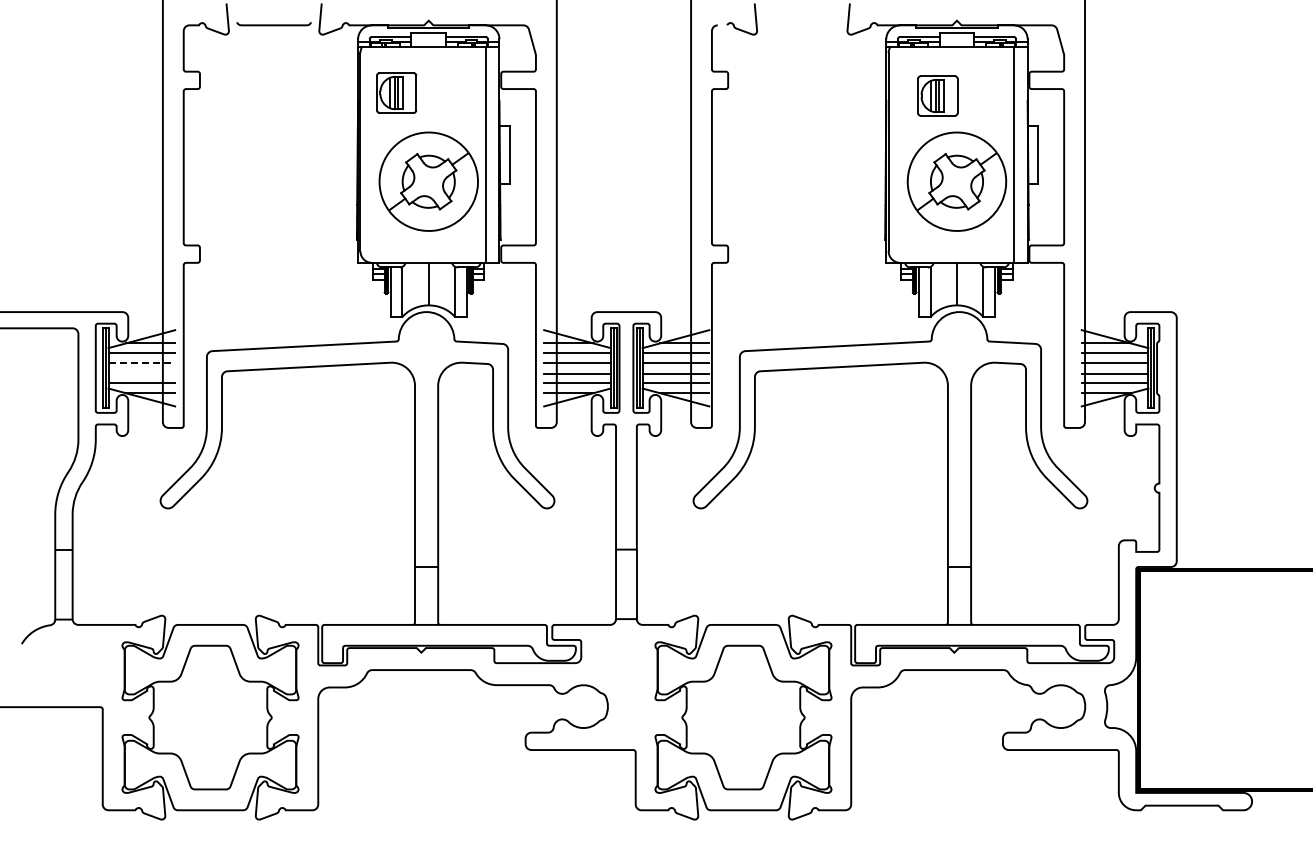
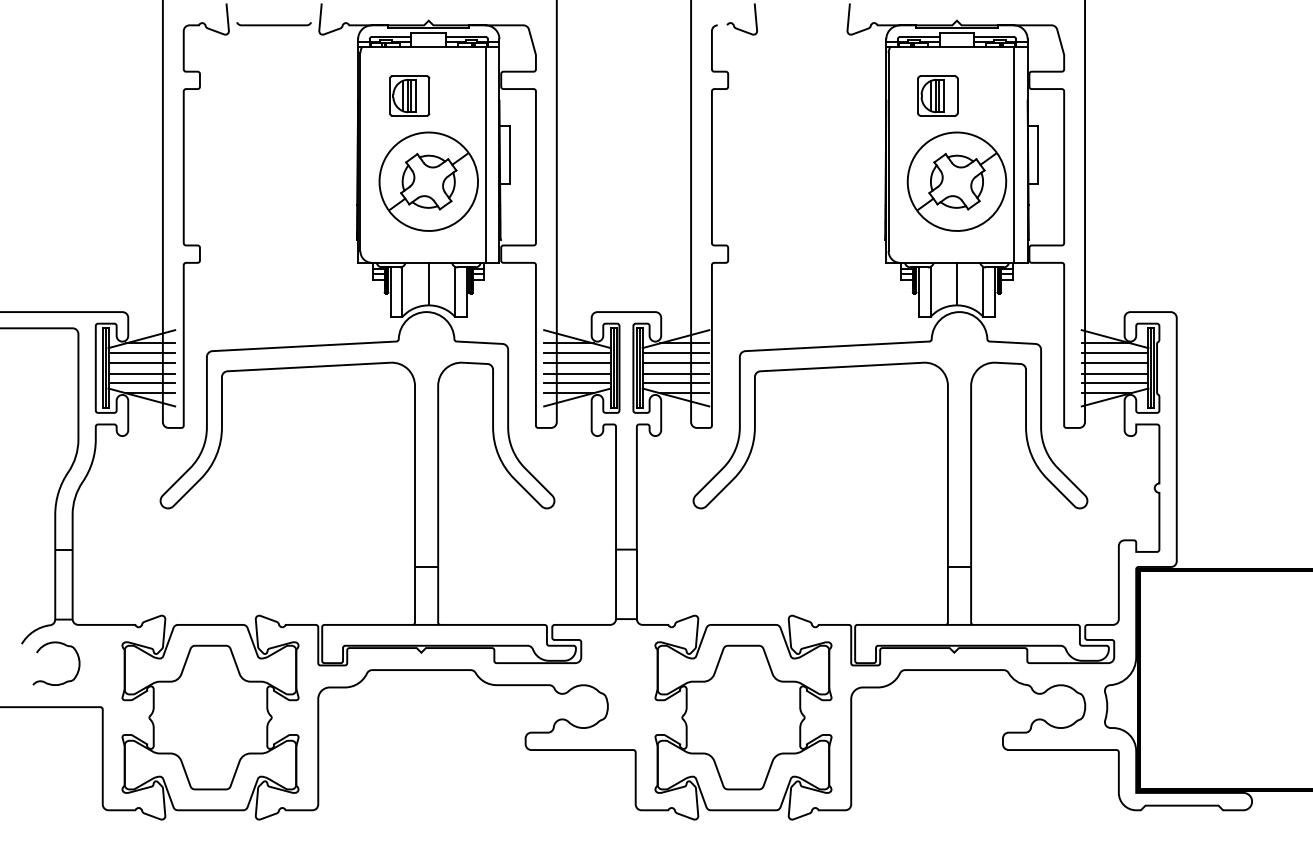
part position: (396, 92) -> (409, 95) (409, 95)
line: dashed -> solid (142, 362)
line: none -> present (141, 373)
curve: none -> present (61, 644)
